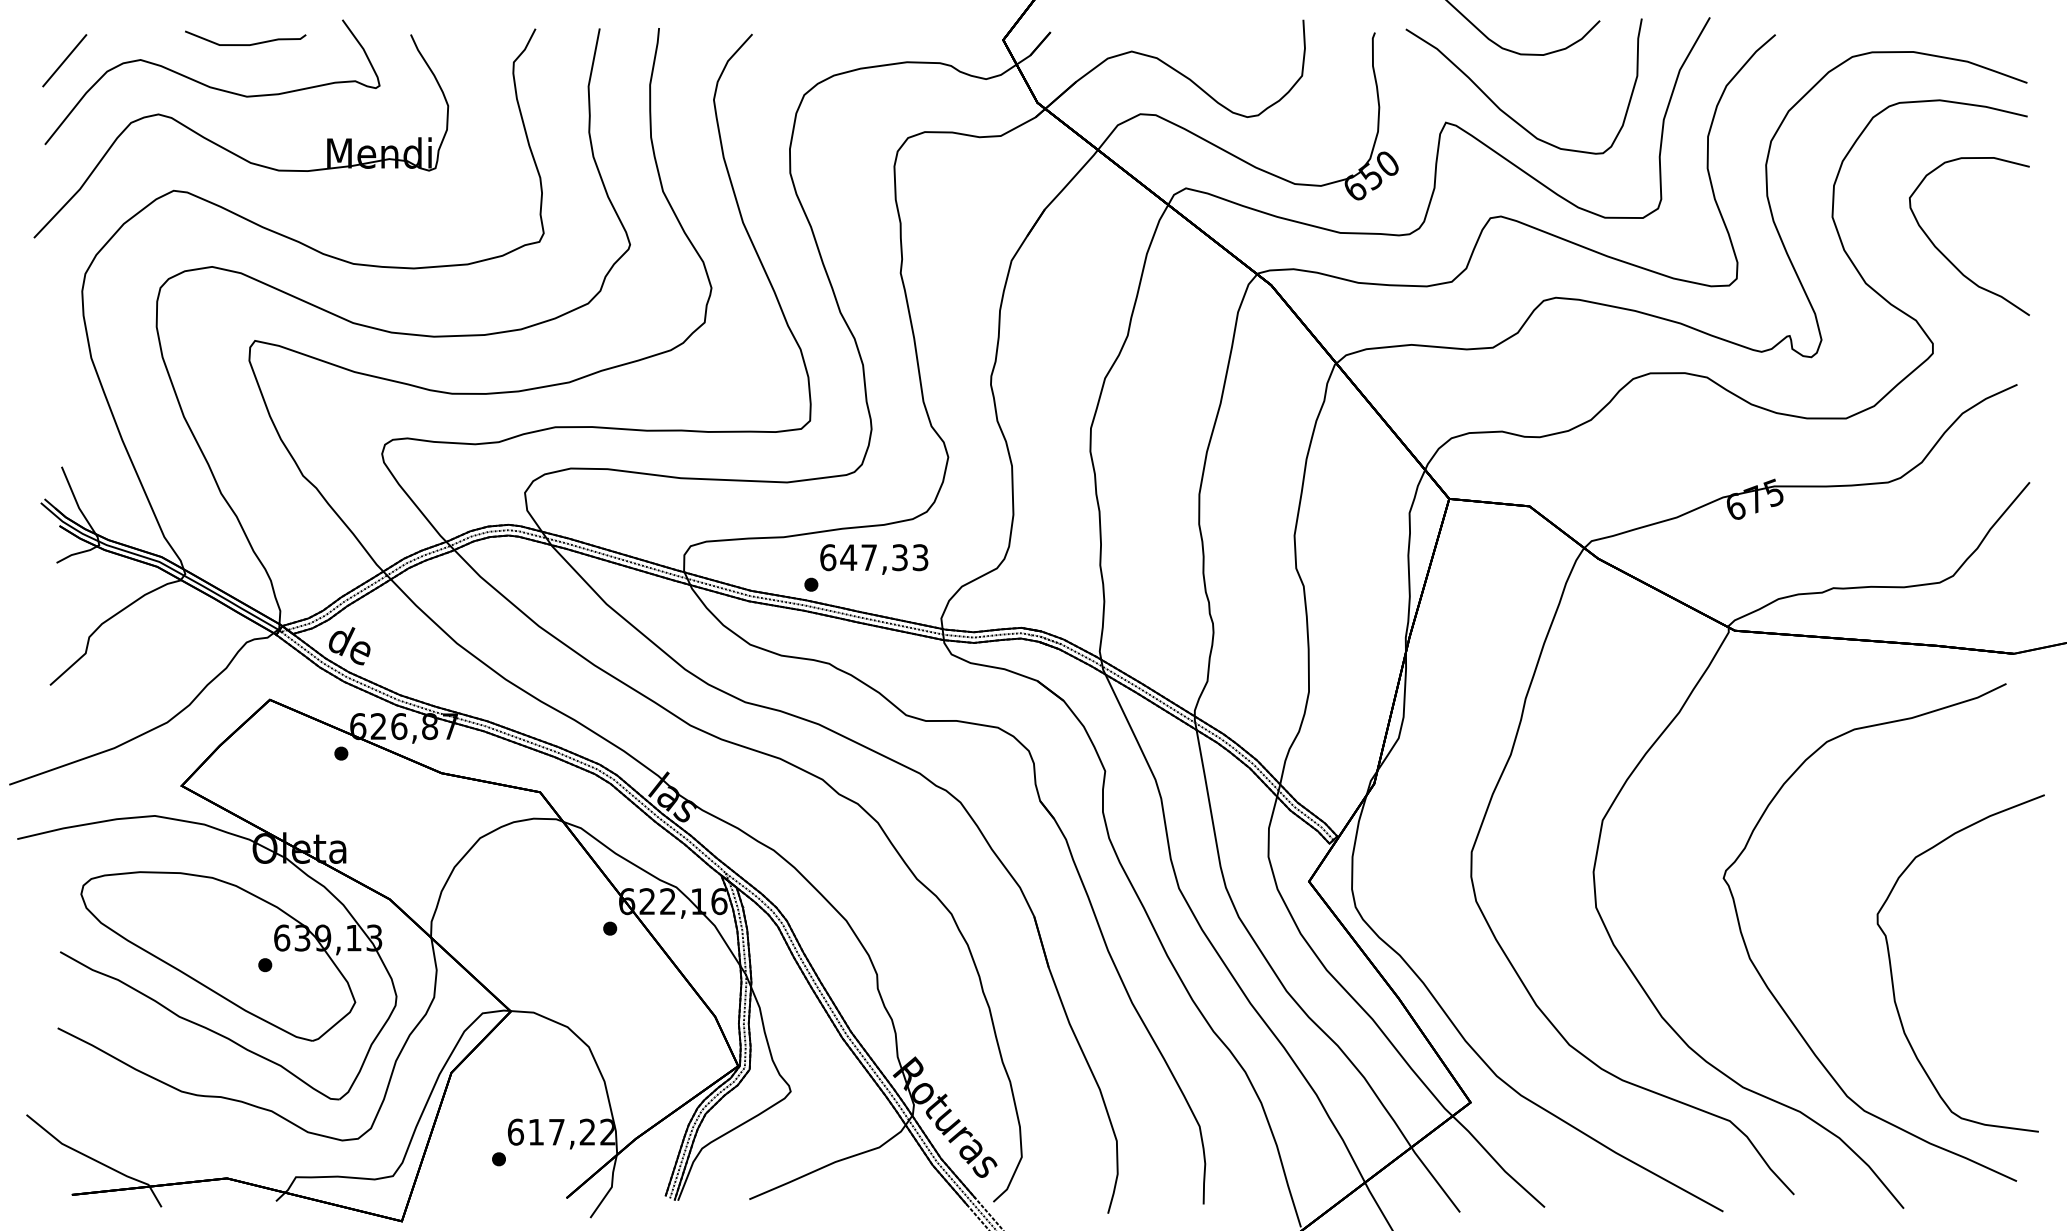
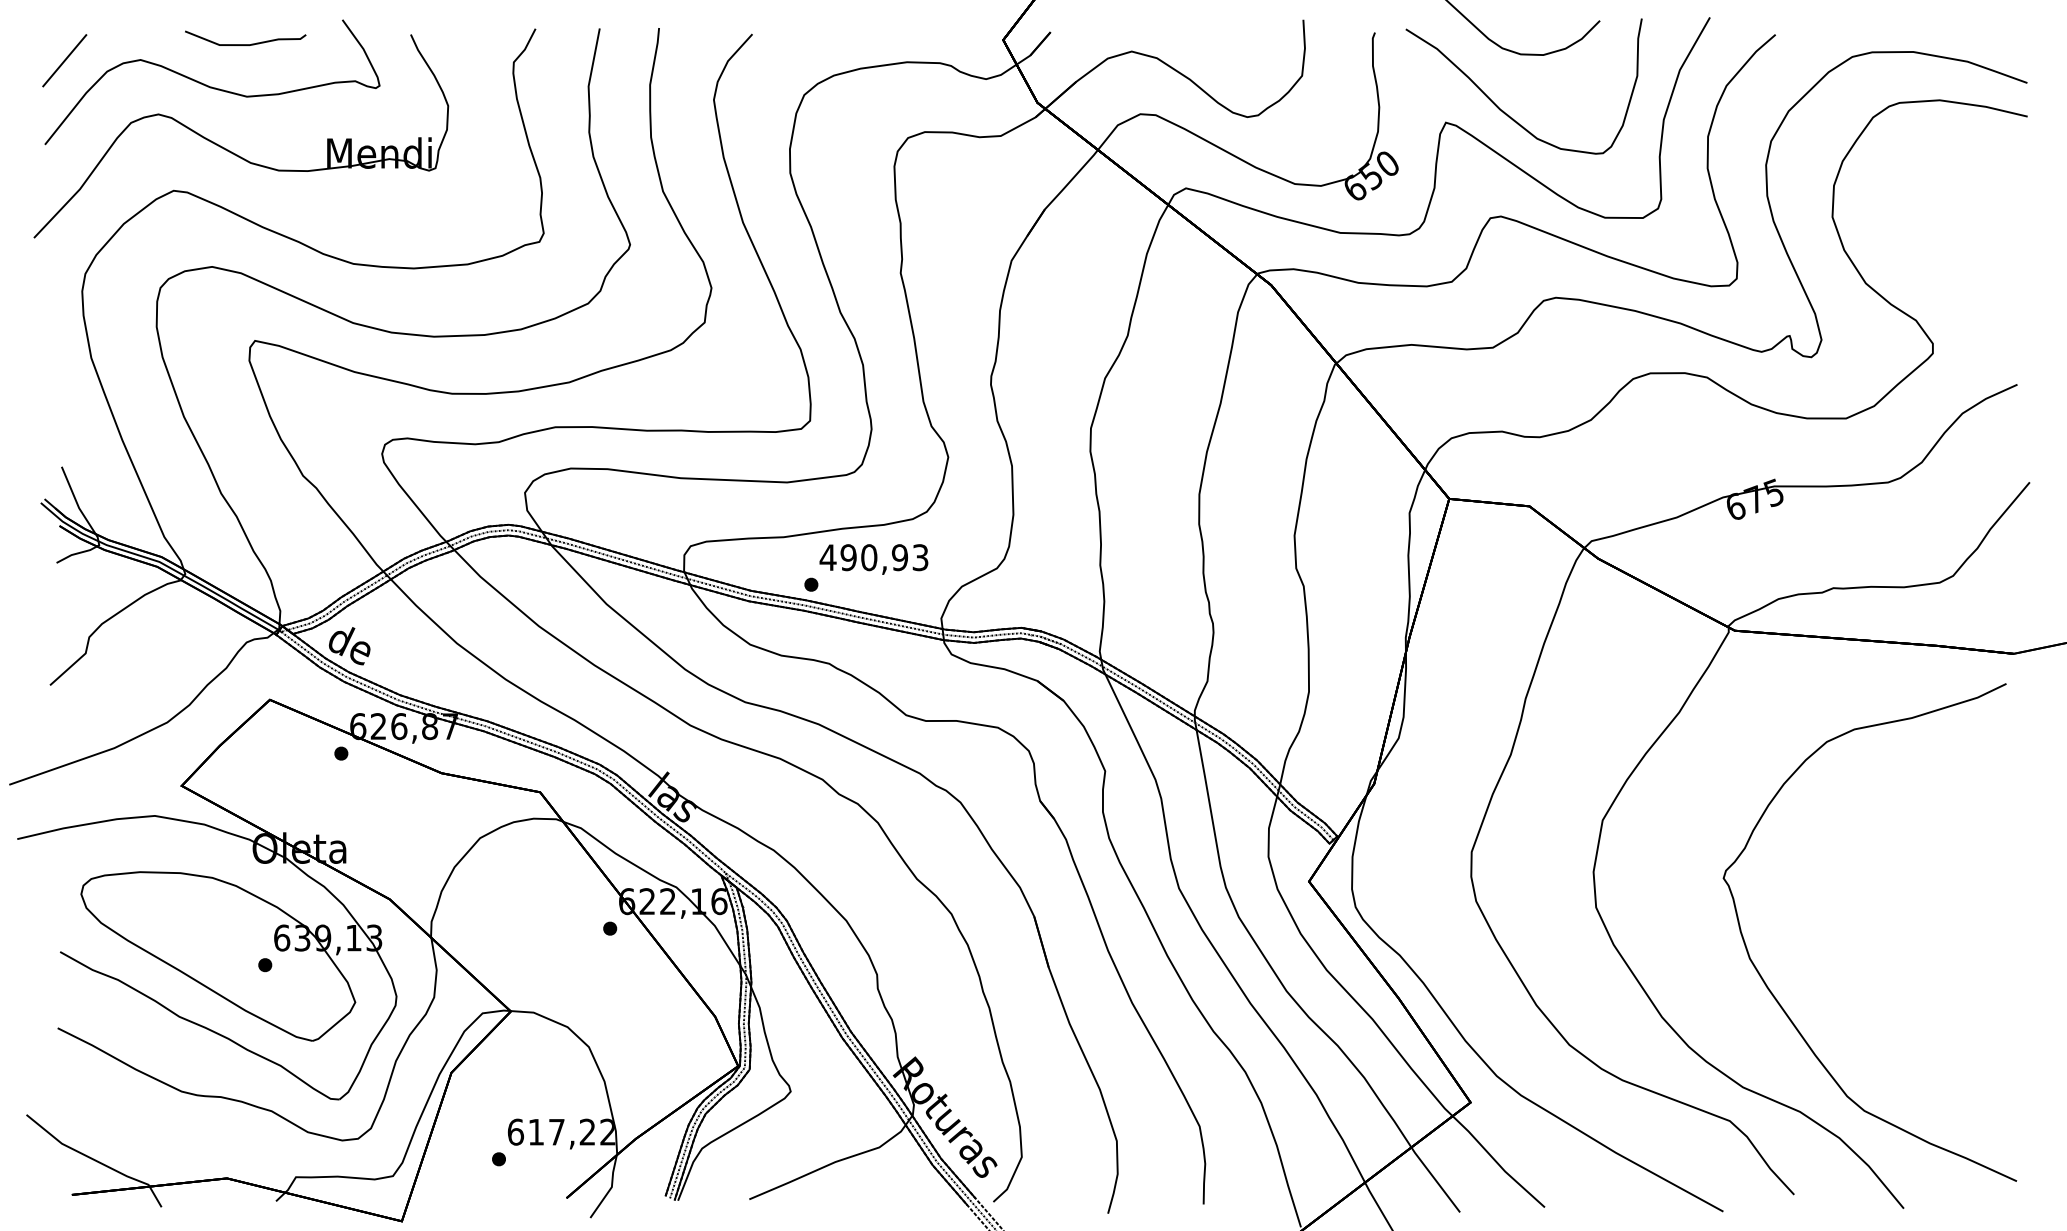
curve: present -> none (1947, 257)
text: 647,33 -> 490,93 (863, 557)
curve: present -> none (1892, 972)
